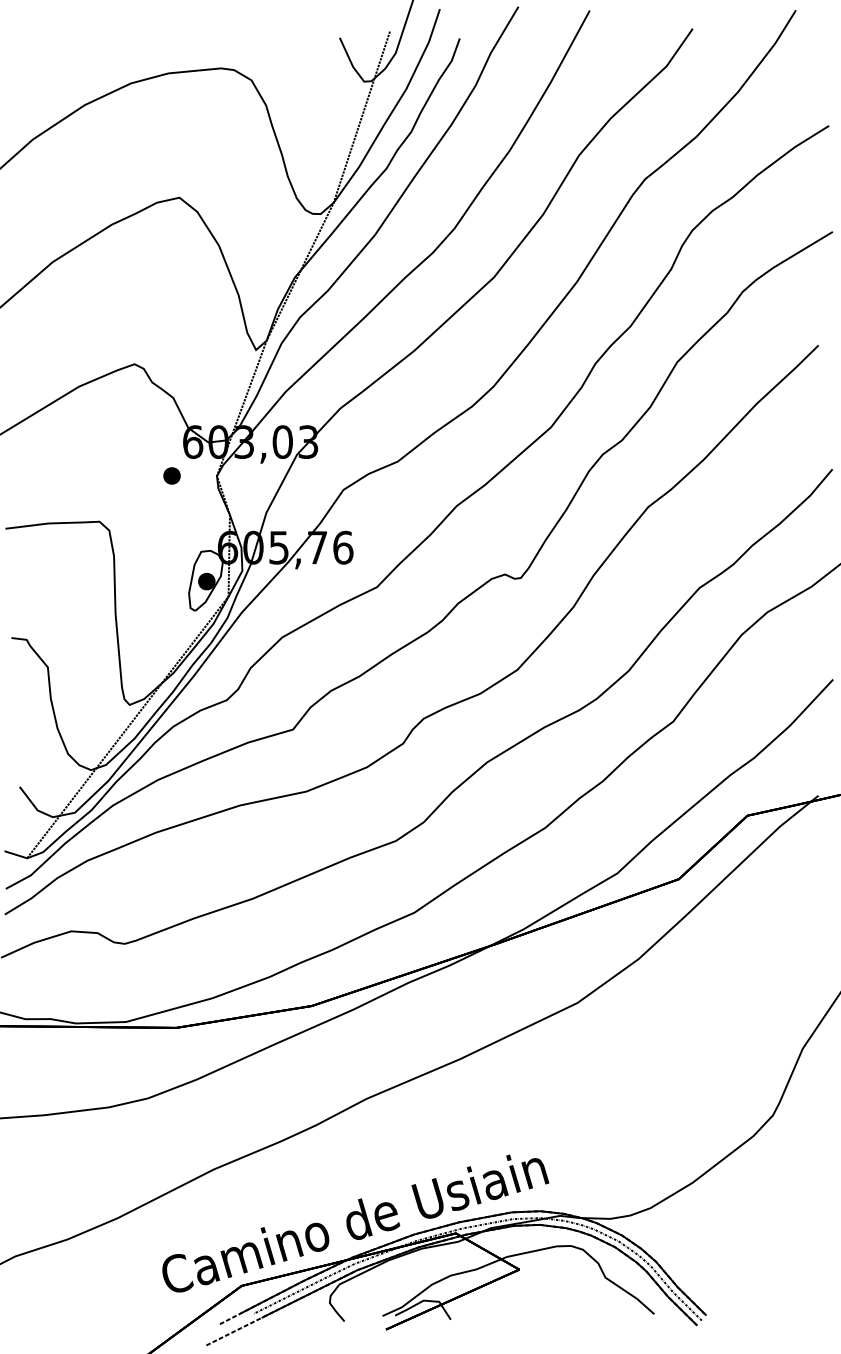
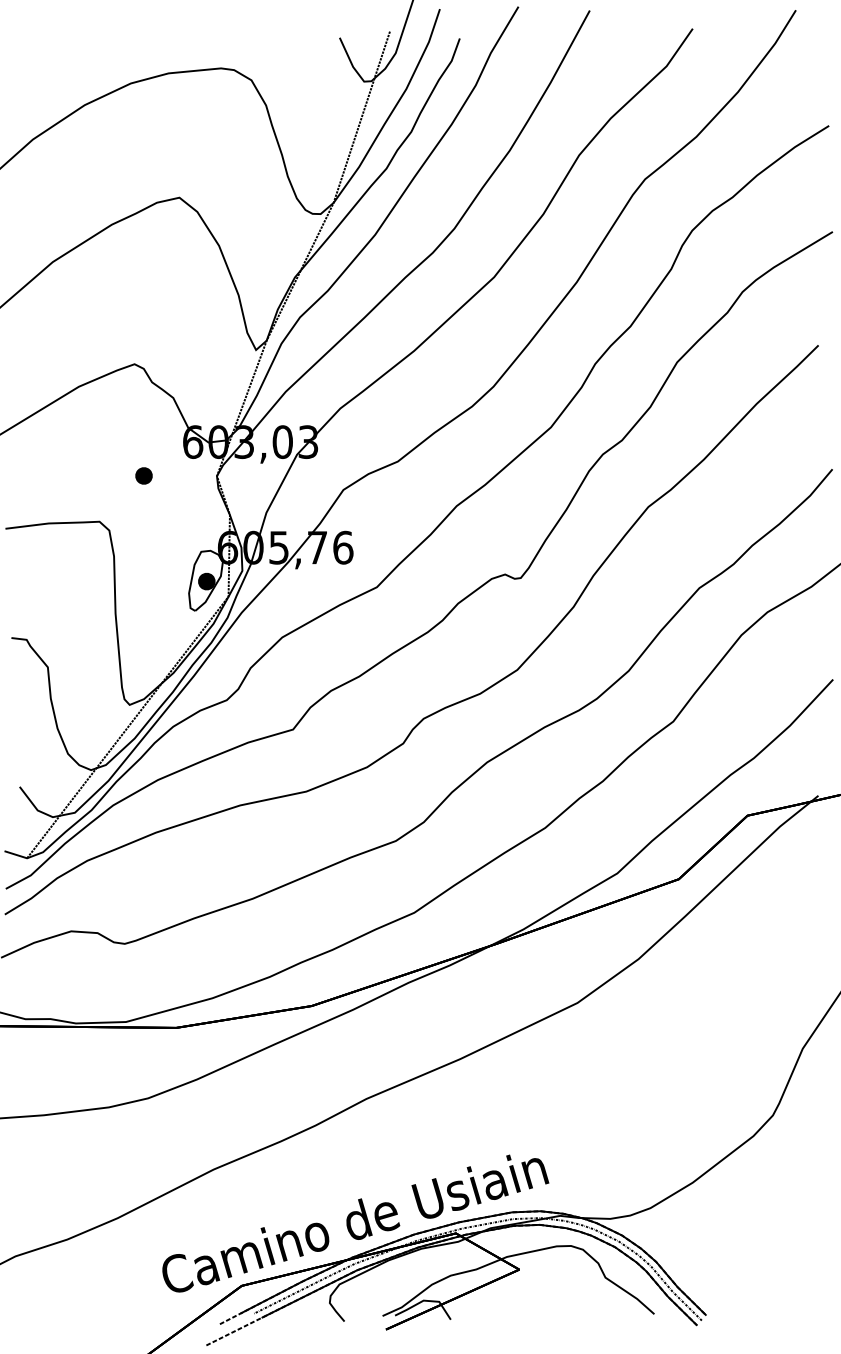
part position: (171, 475) -> (143, 475) (143, 475)
